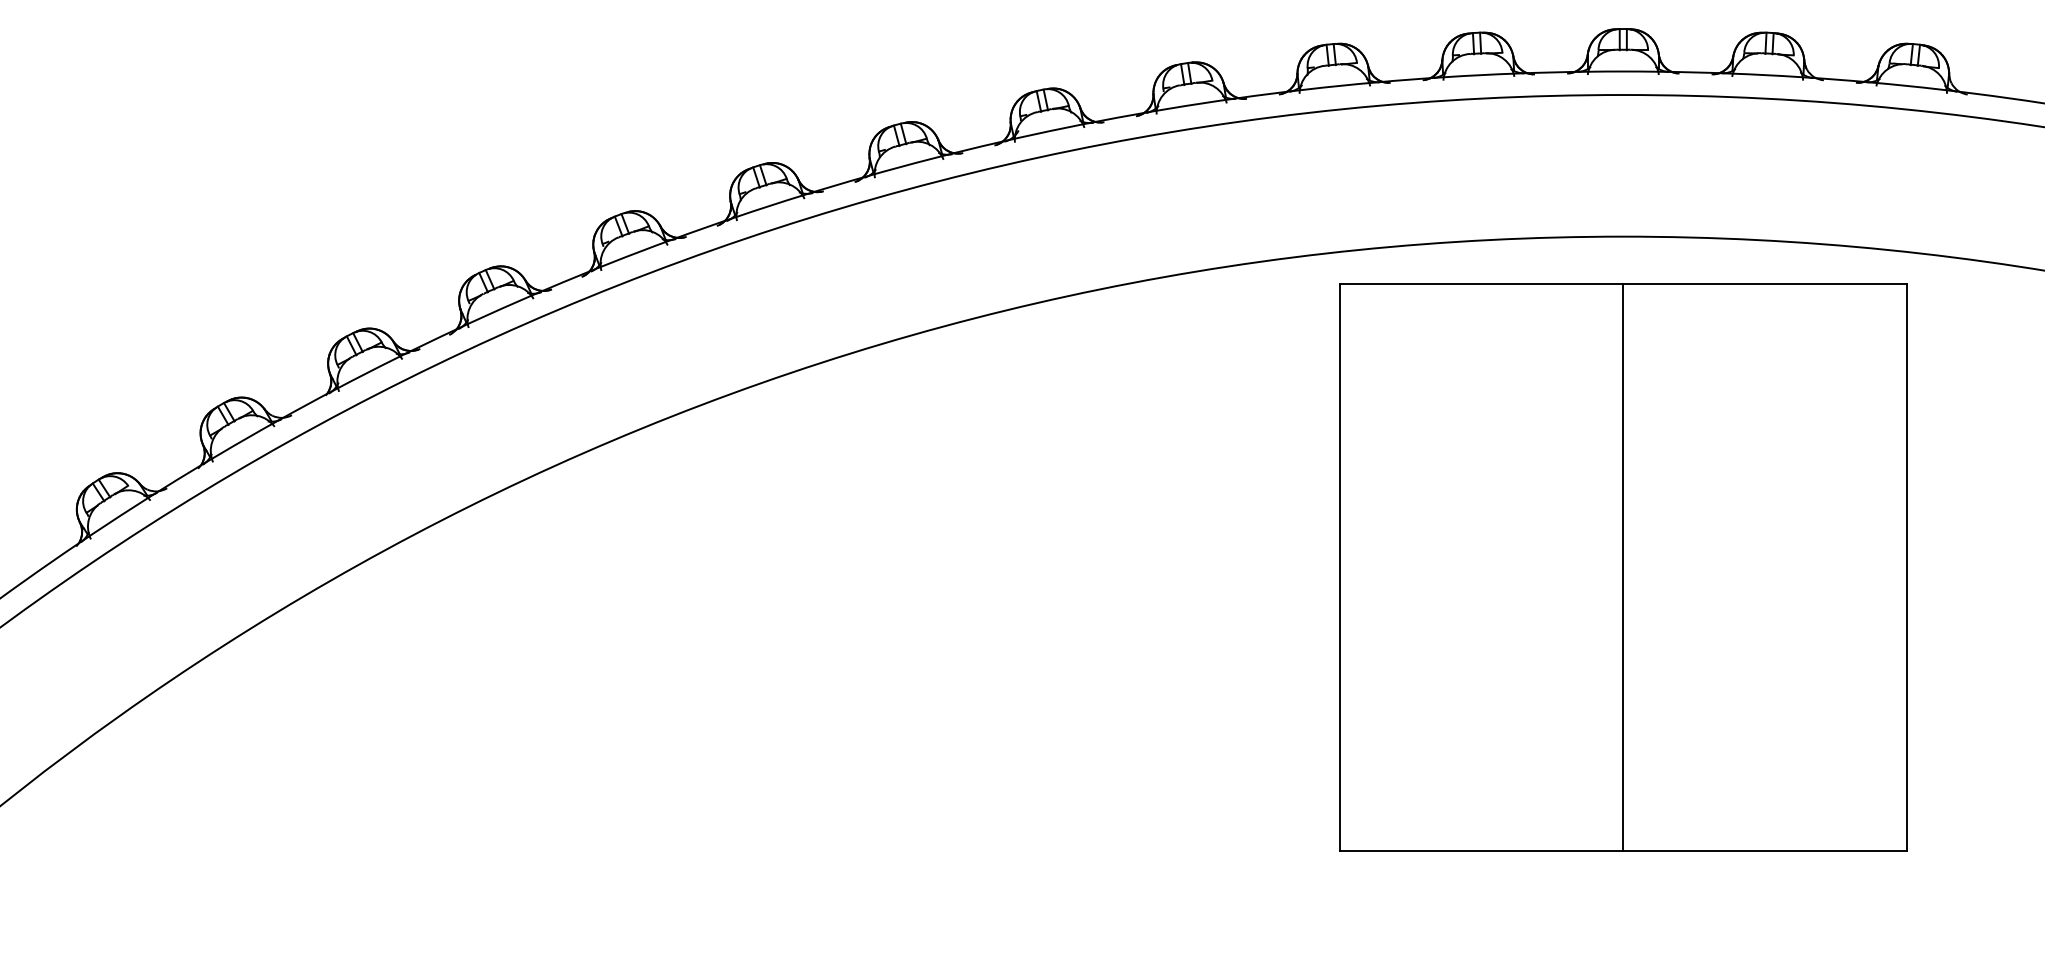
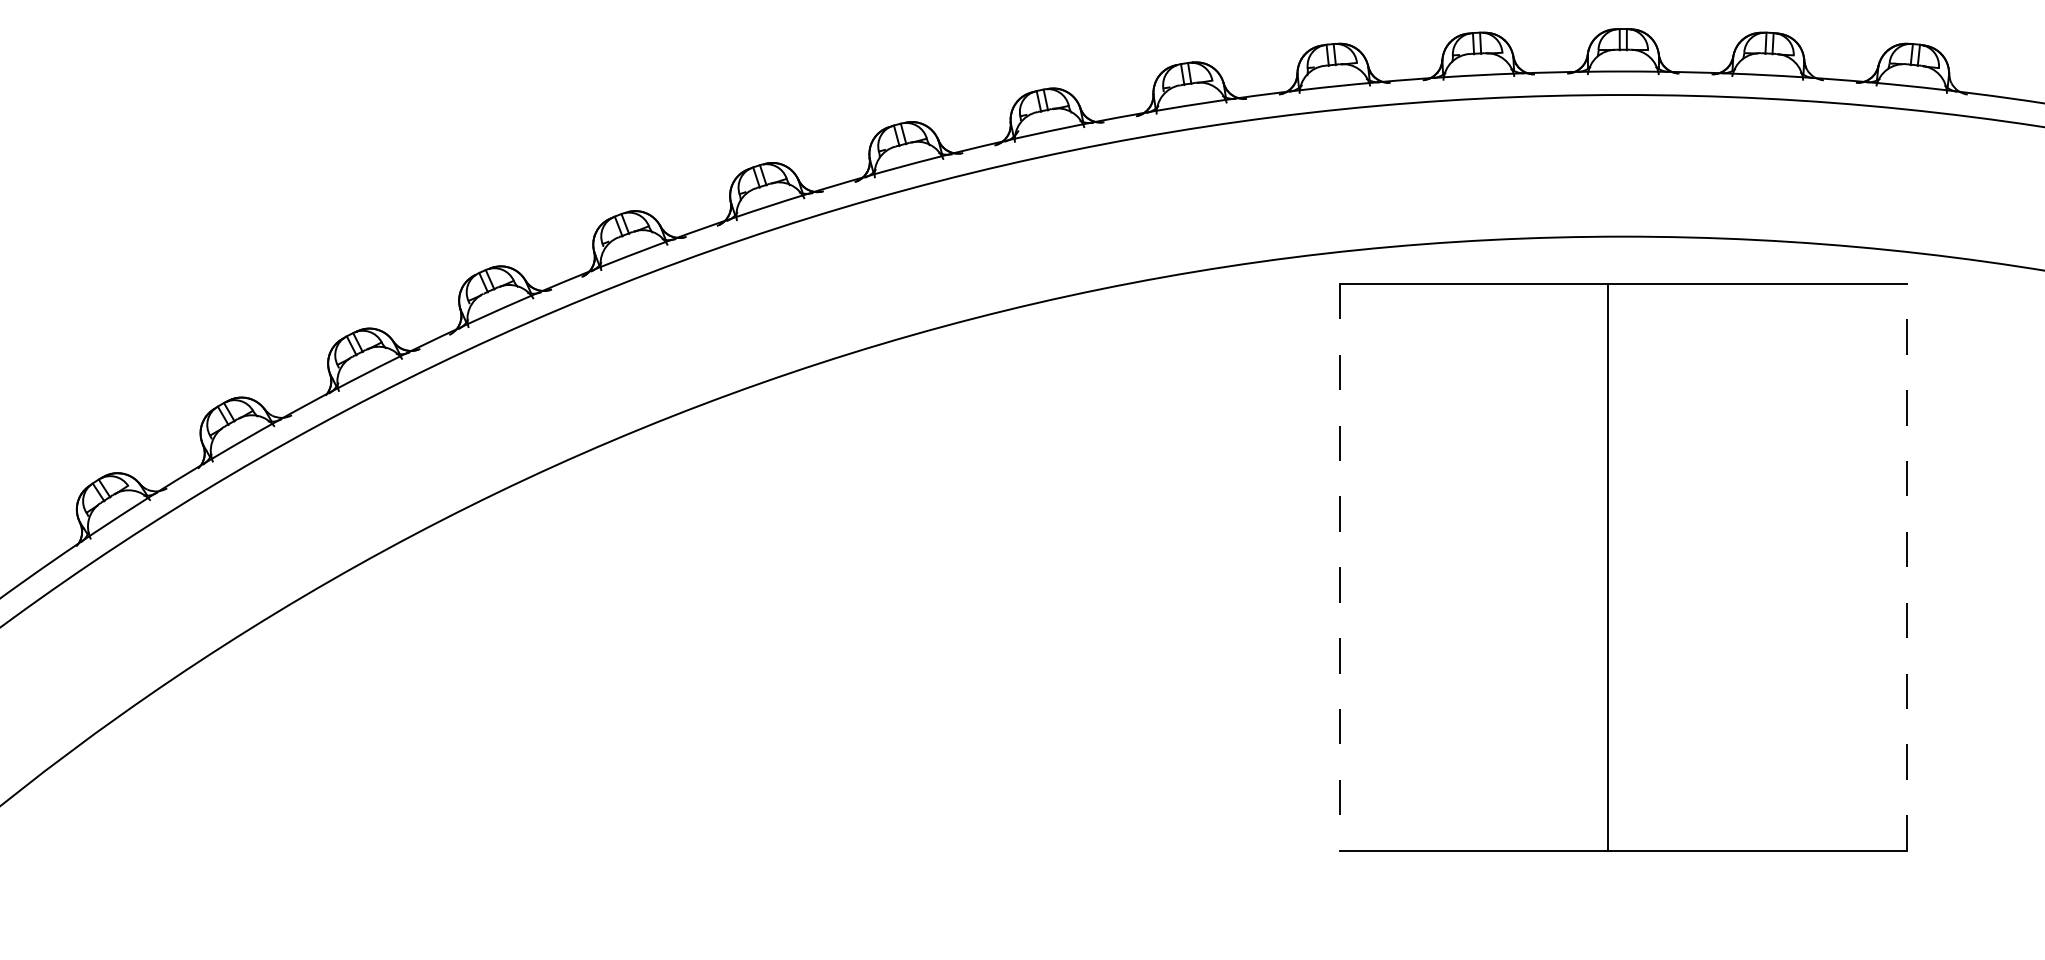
line: solid -> dashed (1906, 566)
line: solid -> dashed (1340, 567)
line position: (1623, 567) -> (1608, 567) (1608, 567)
